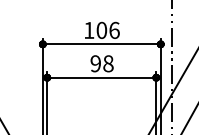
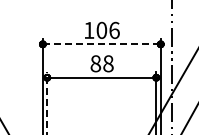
line: solid -> dashed (101, 44)
text: 98 -> 88 (95, 63)
line: solid -> dashed (47, 103)
